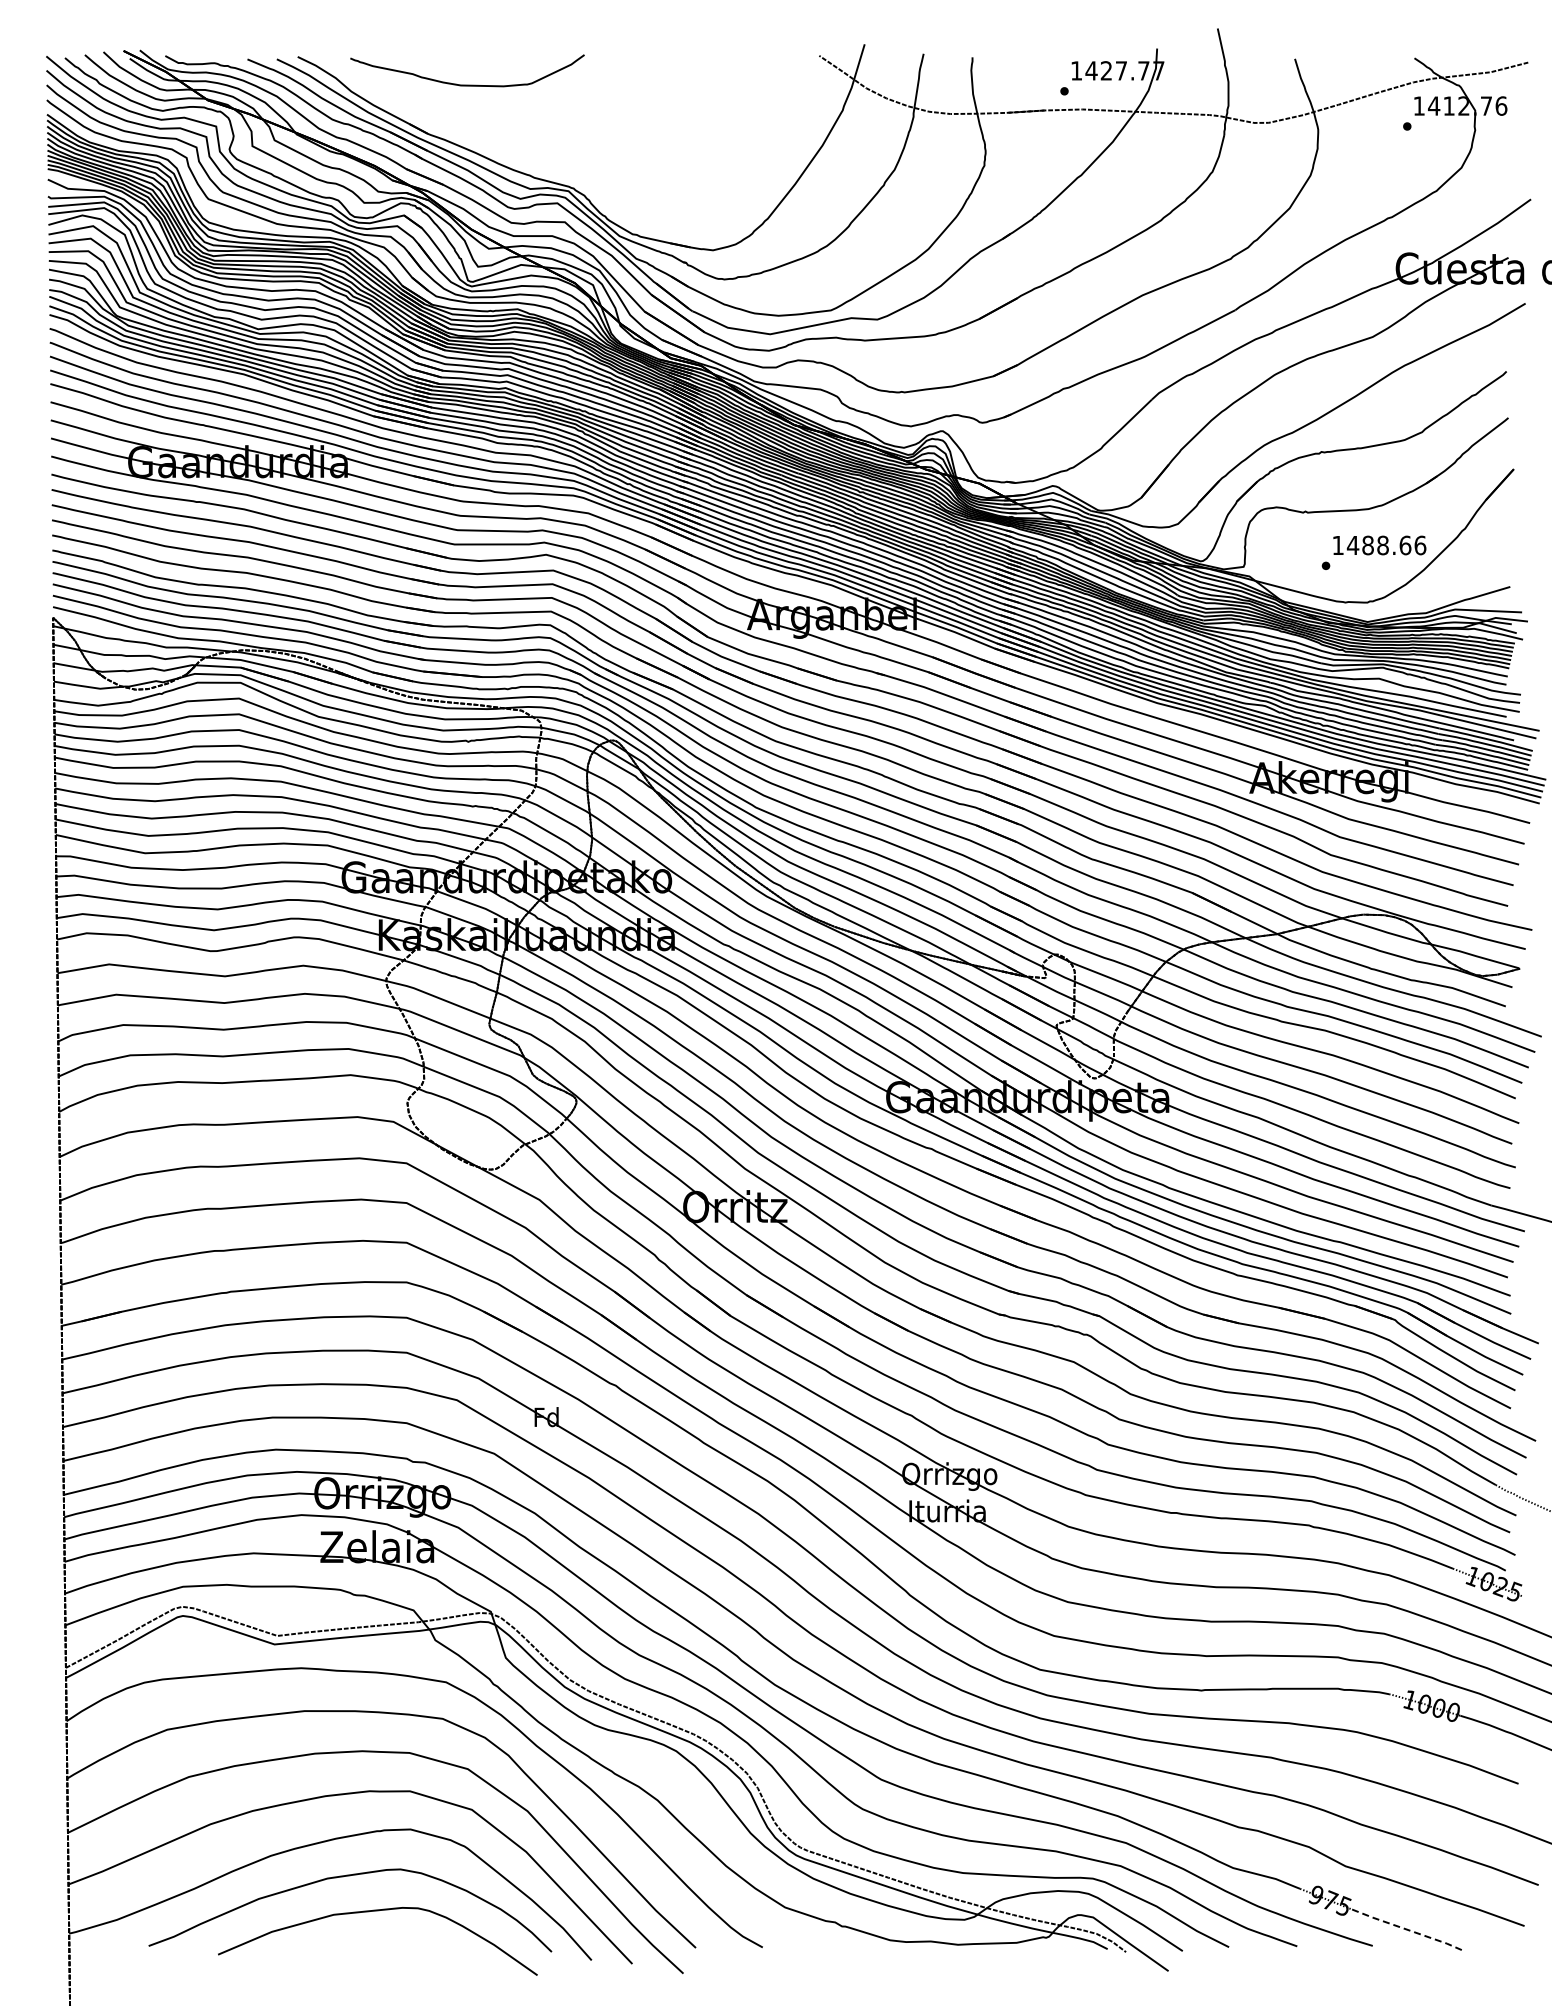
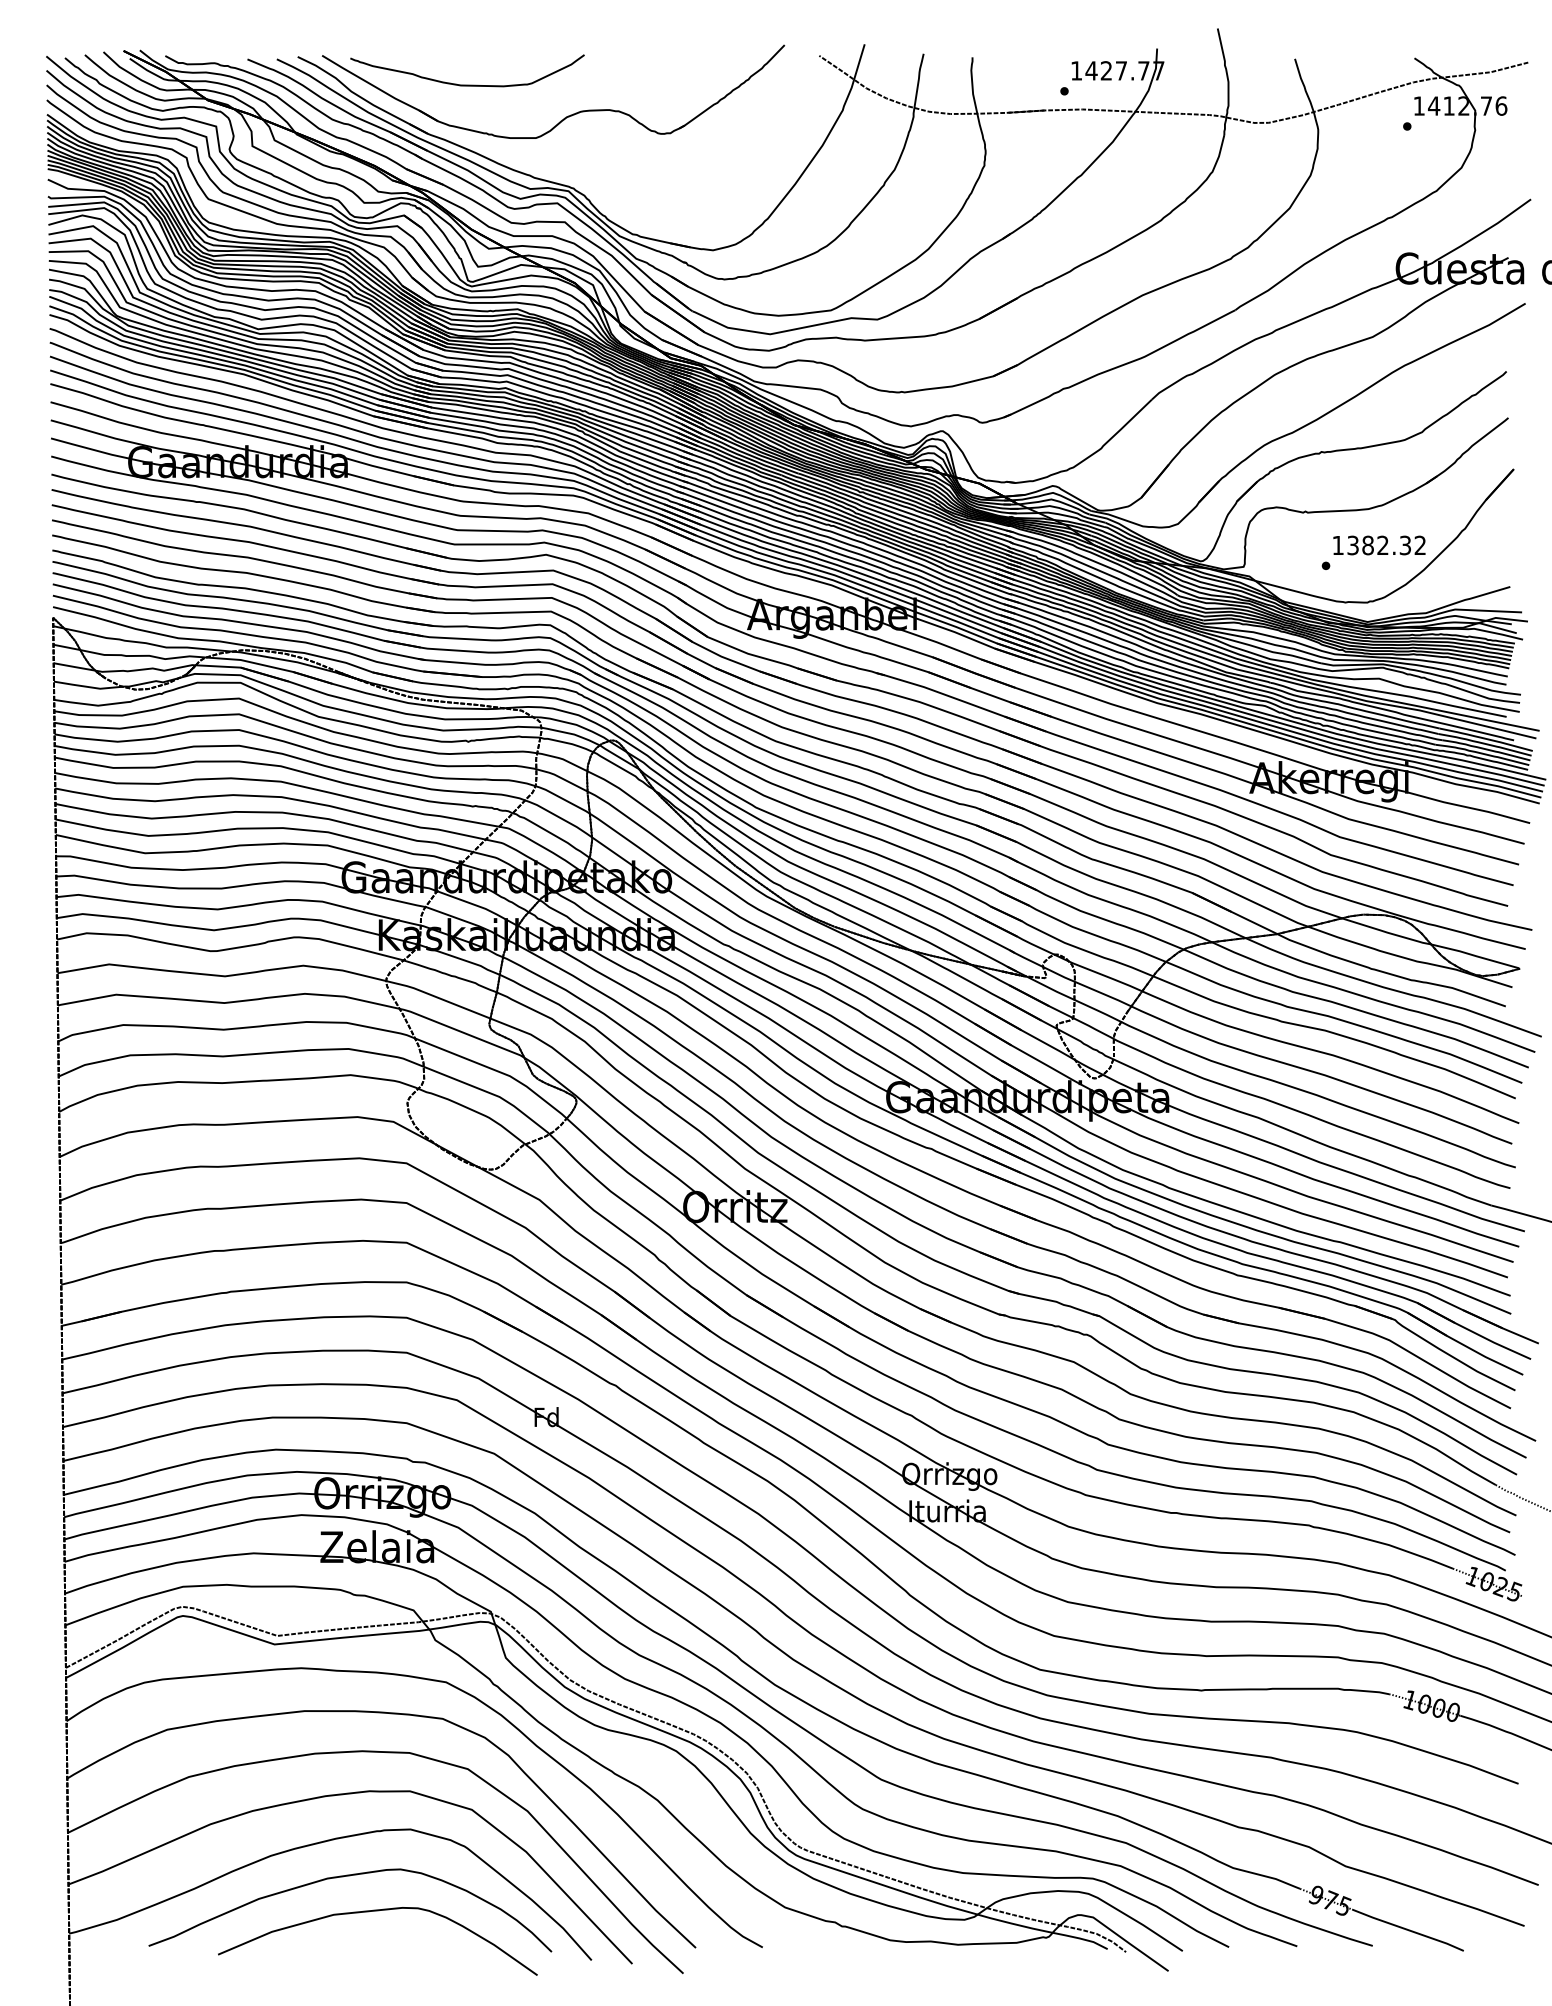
part: none -> present (566, 116)
text: 1488.66 -> 1382.32 (1386, 545)
line: dashed -> solid (1408, 1930)
